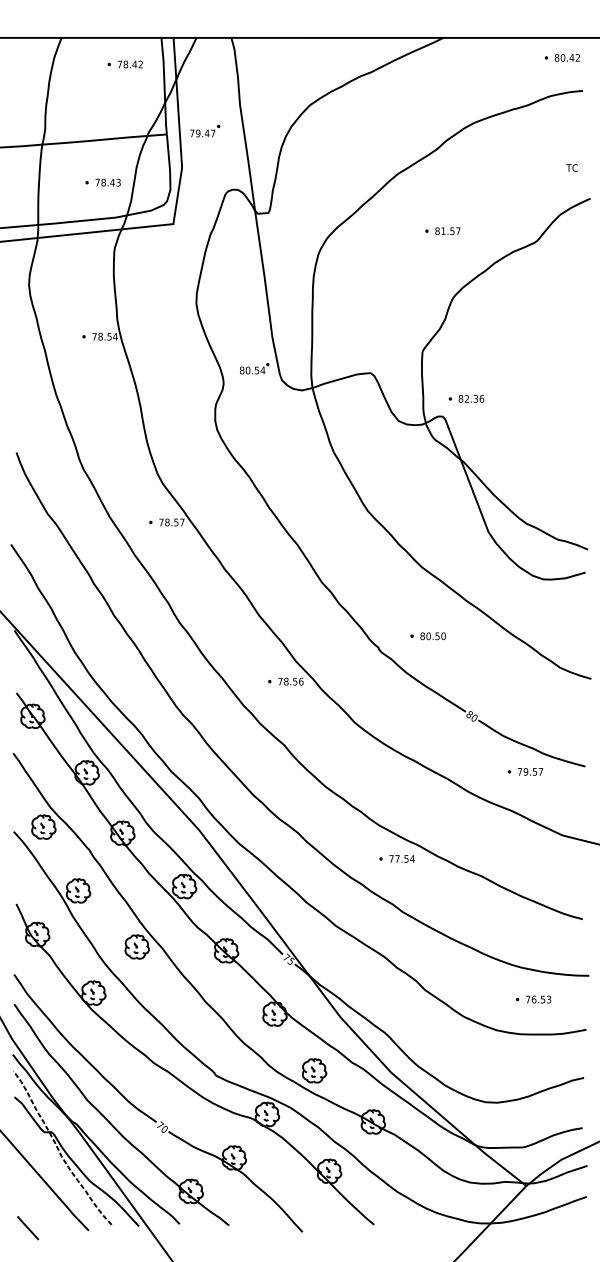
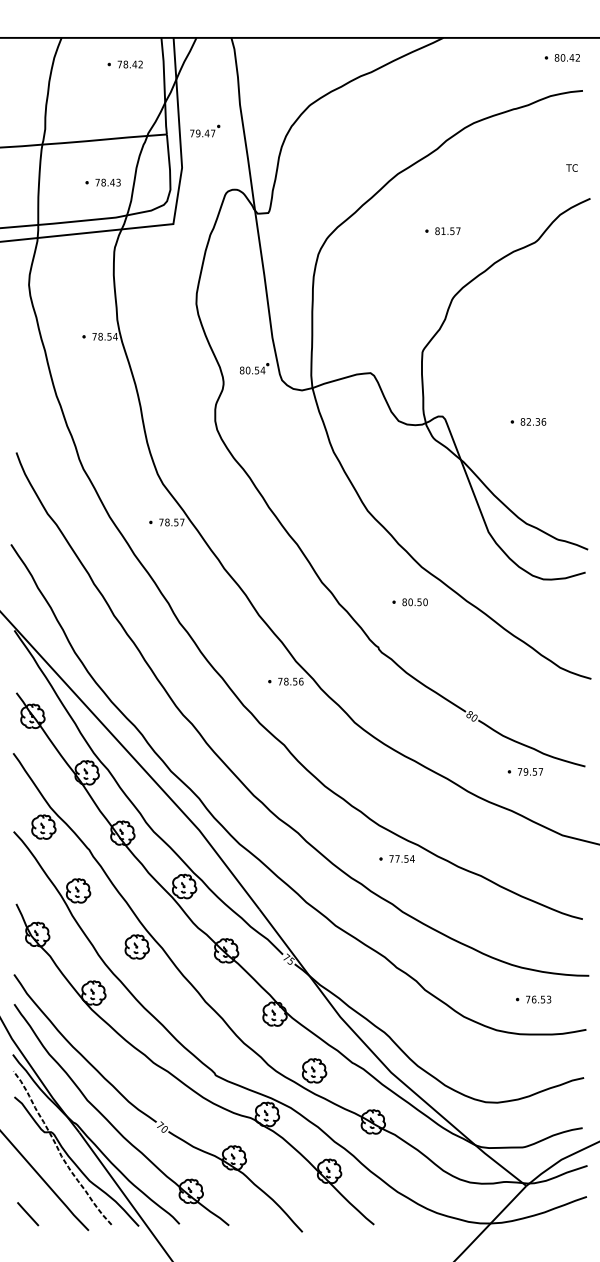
part position: (466, 398) -> (528, 421) (528, 421)
part position: (427, 636) -> (409, 602) (409, 602)
line position: (28, 1228) -> (28, 1214) (28, 1214)
